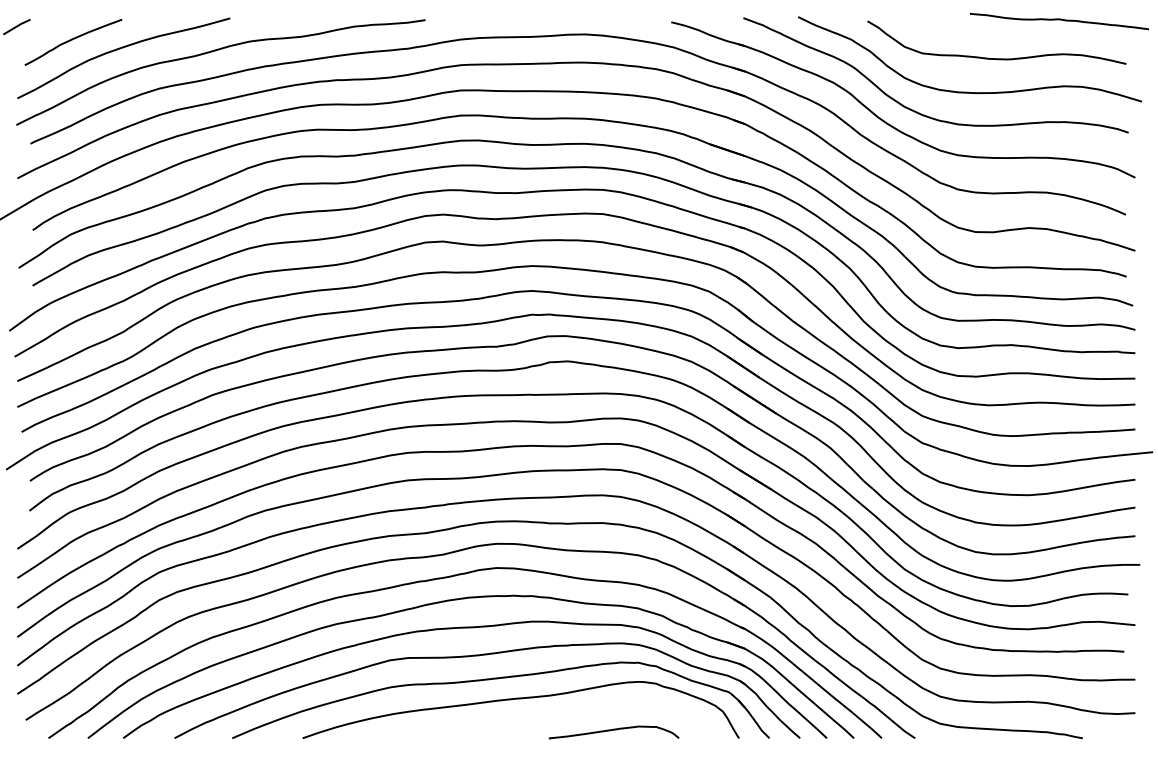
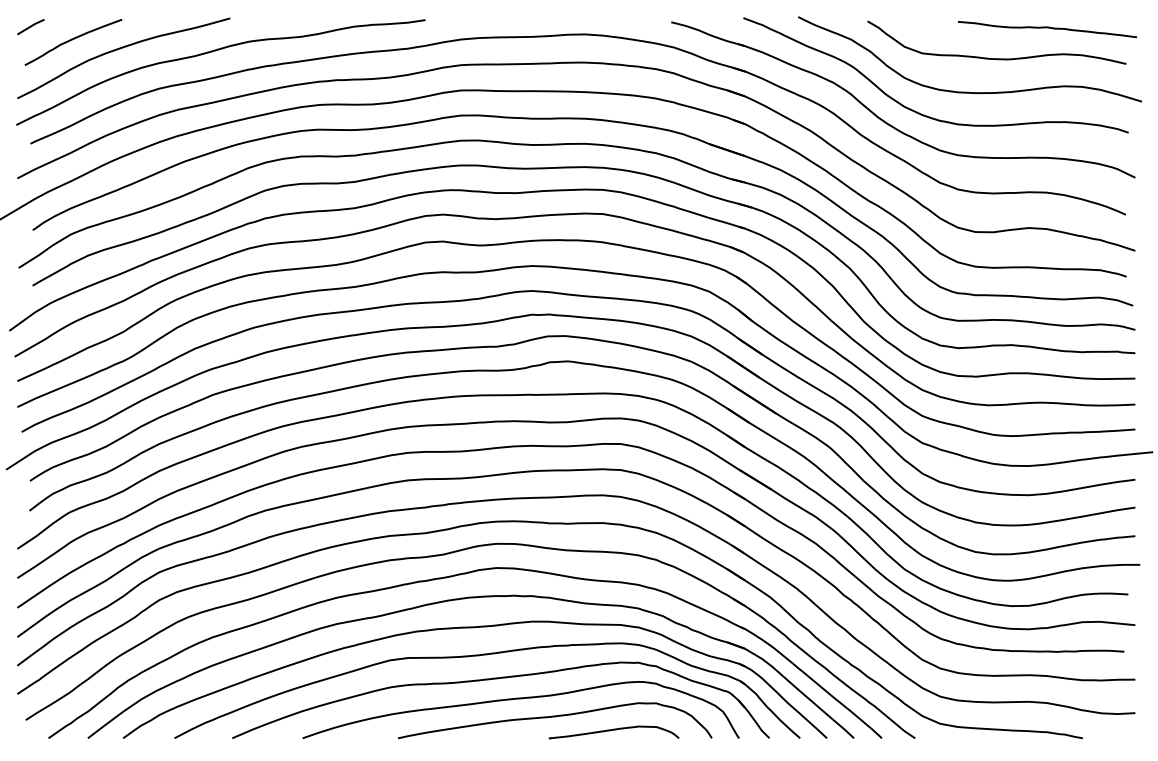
curve position: (1059, 20) -> (1047, 28) (1047, 28)
line position: (16, 26) -> (30, 26) (30, 26)
curve: none -> present (555, 717)
